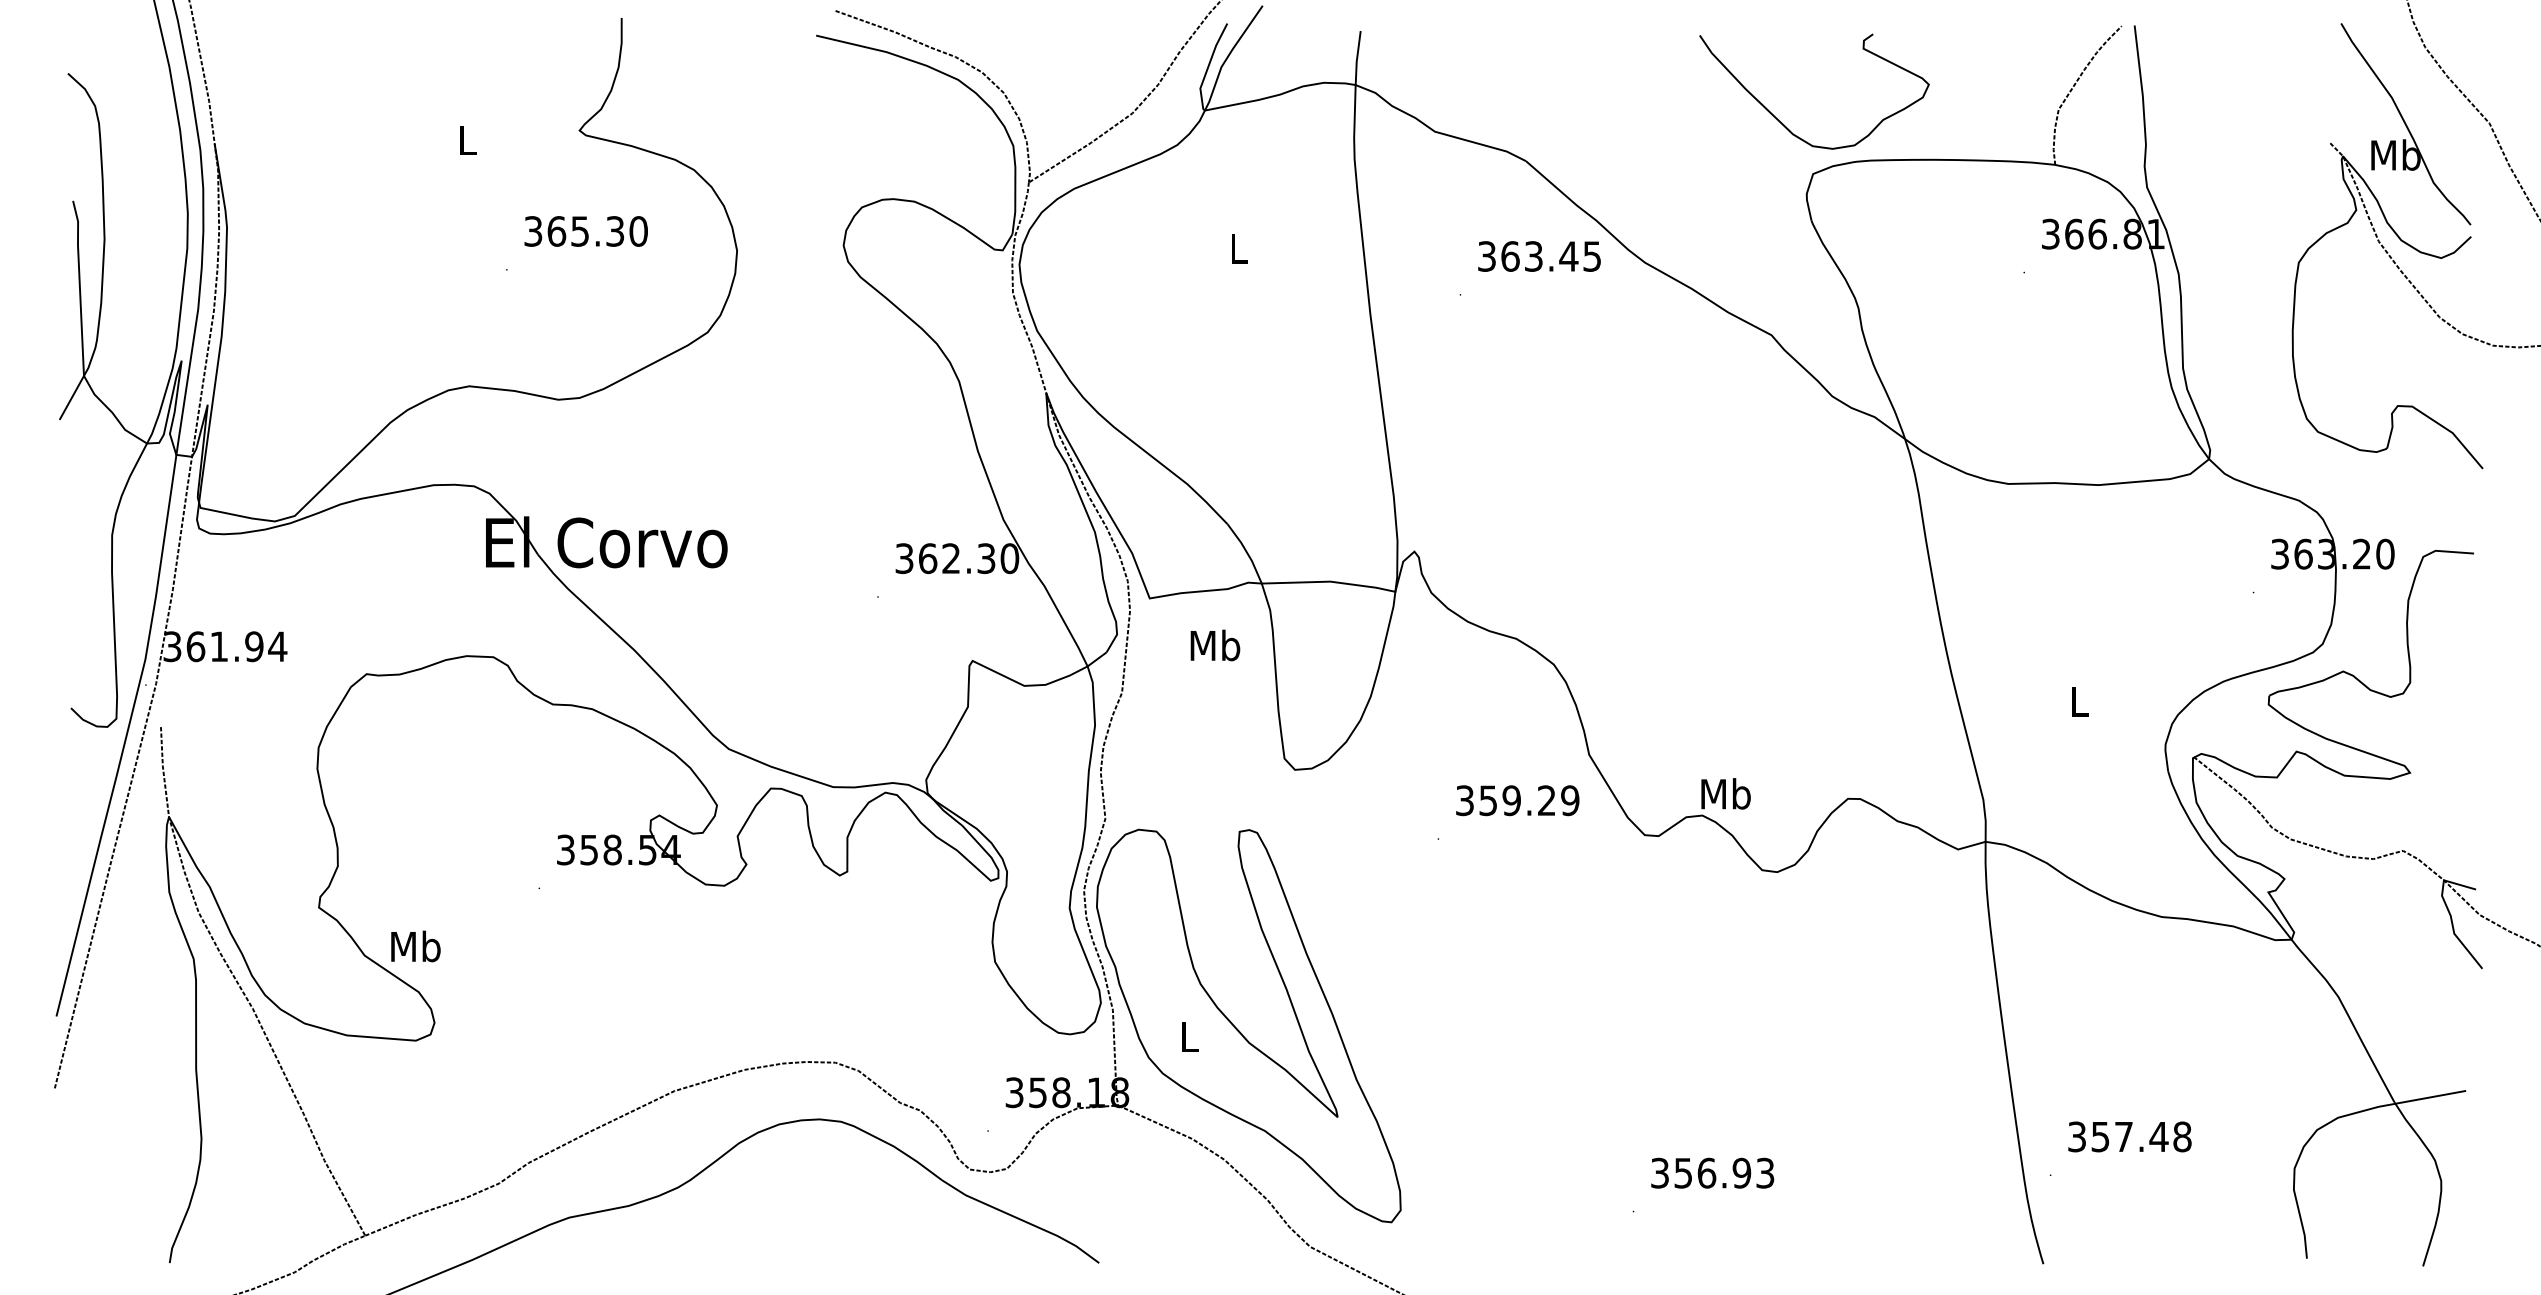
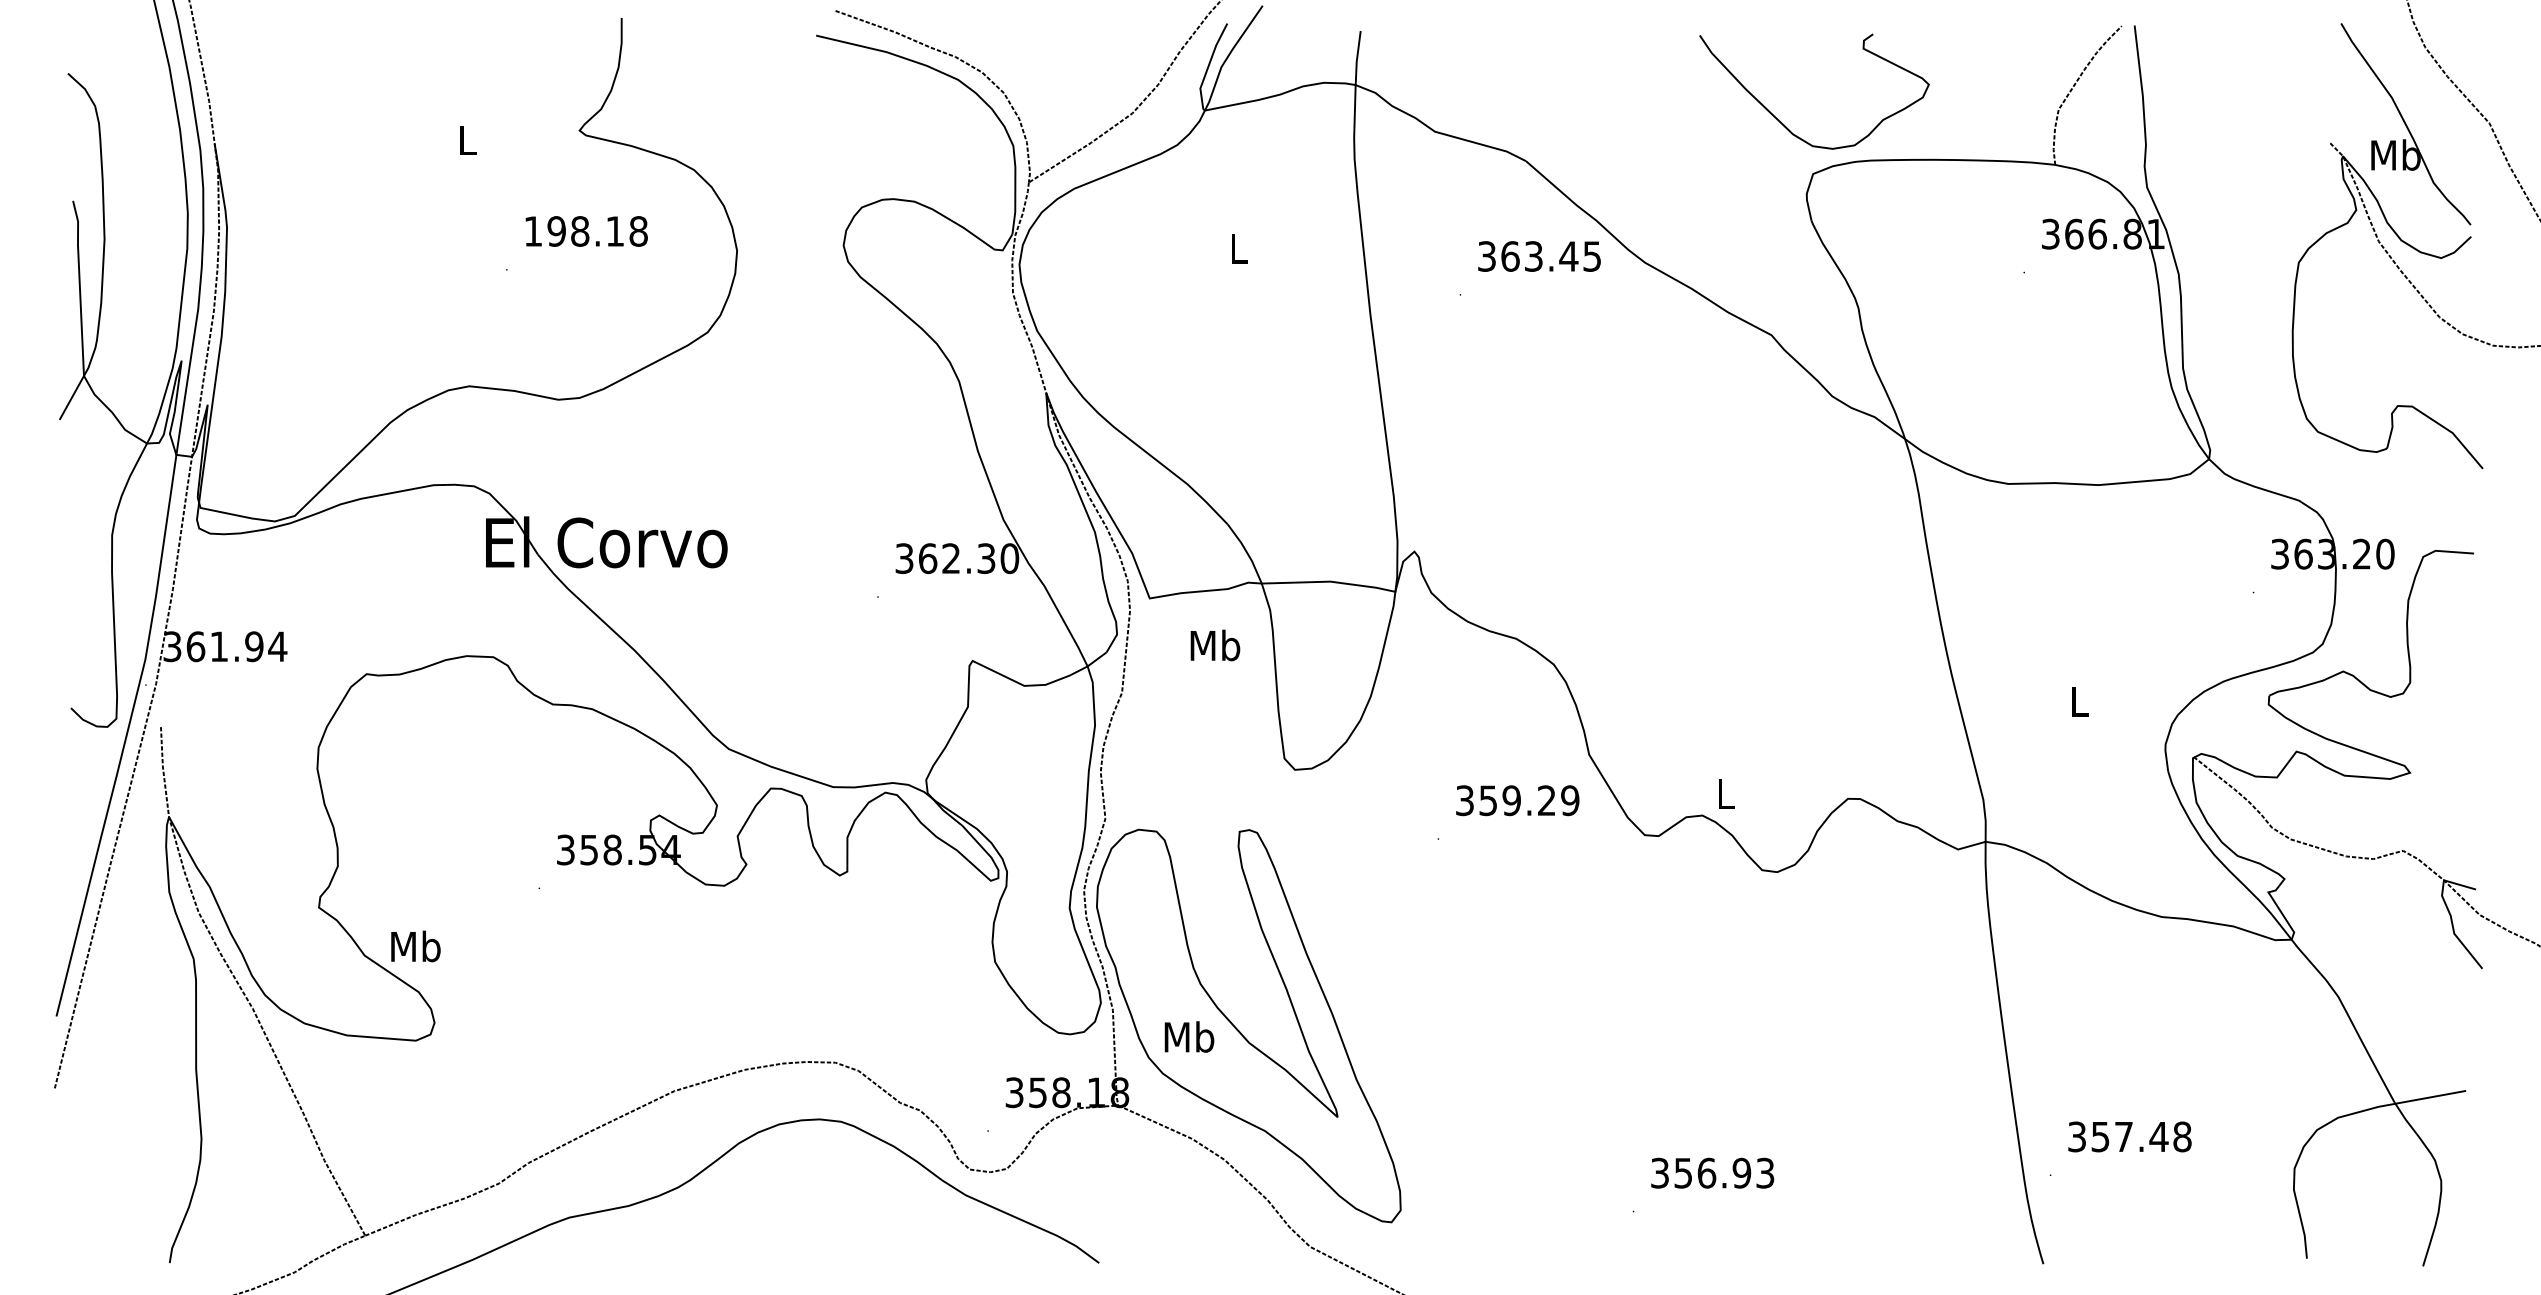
text: 365.30 -> 198.18 (585, 231)
text: Mb -> L (1725, 793)
text: L -> Mb (1189, 1036)
